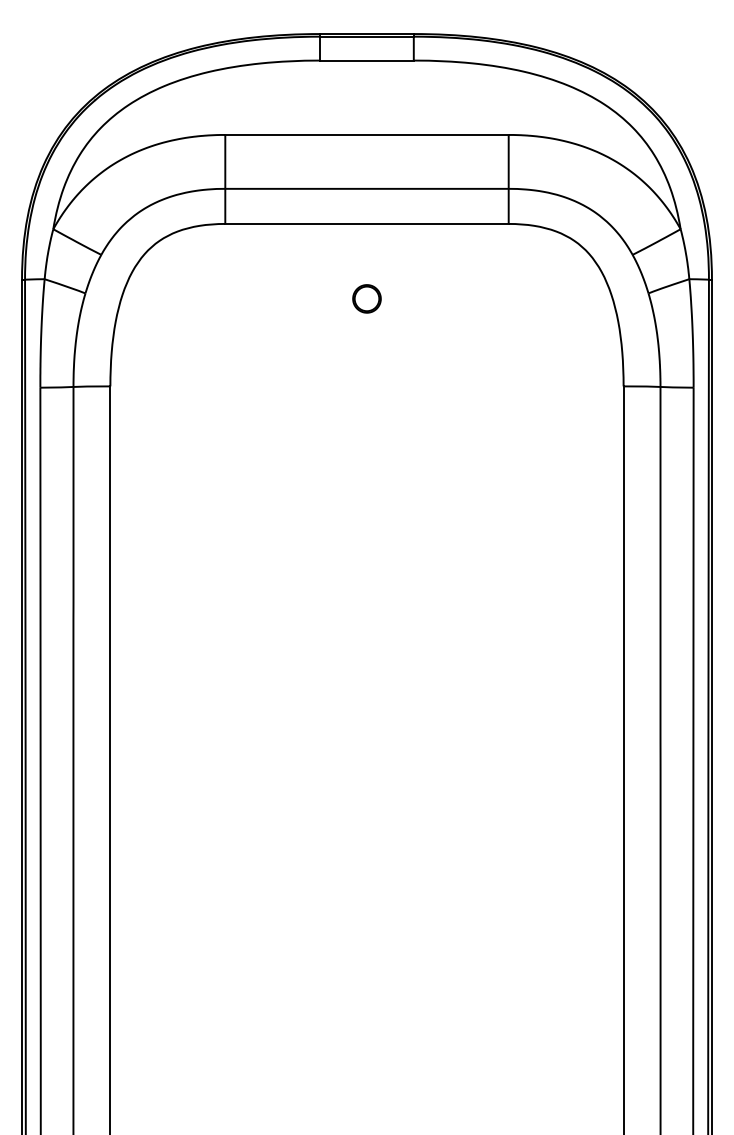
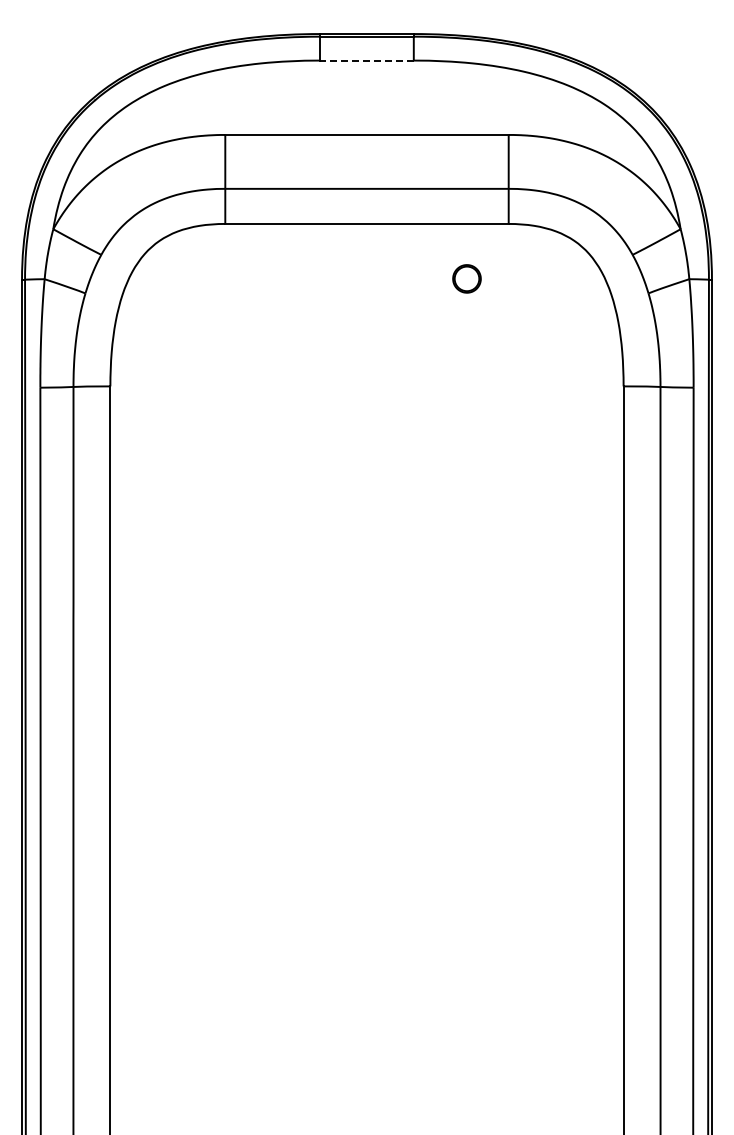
line: solid -> dashed (367, 60)
part position: (366, 298) -> (466, 278) (466, 278)
